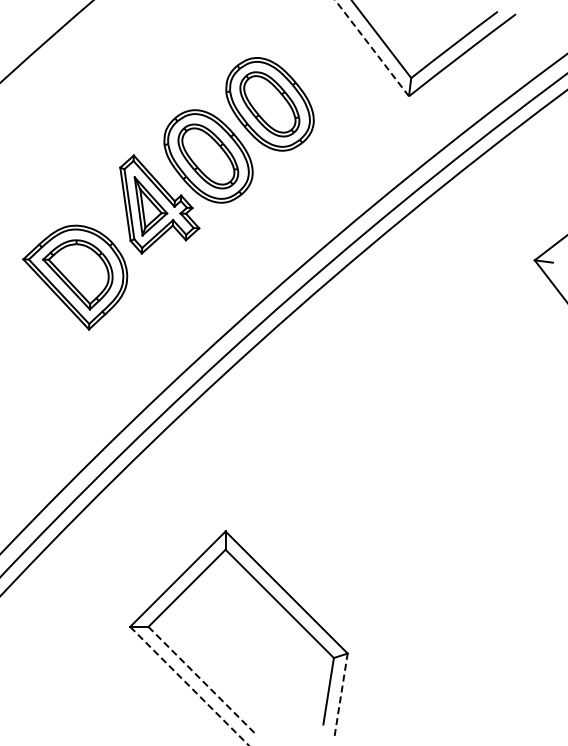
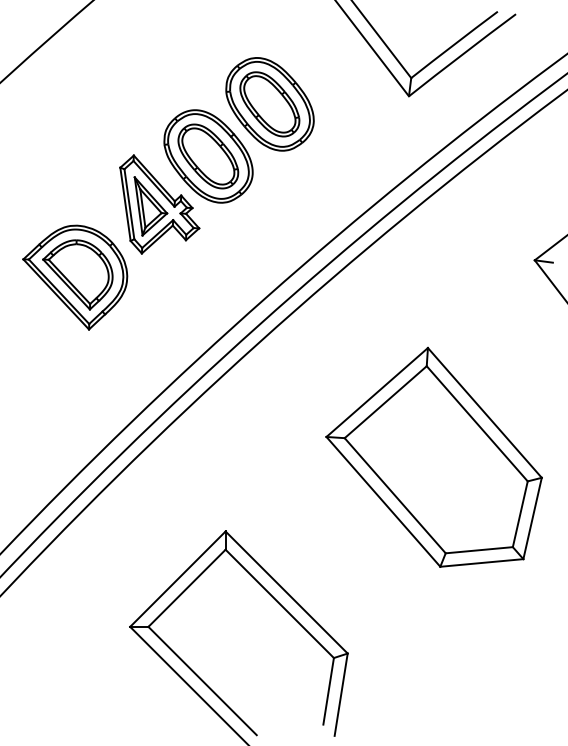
line: dashed -> solid (372, 48)
part: none -> present (433, 456)
line: dashed -> solid (202, 681)
line: dashed -> solid (189, 686)
line: dashed -> solid (341, 694)
